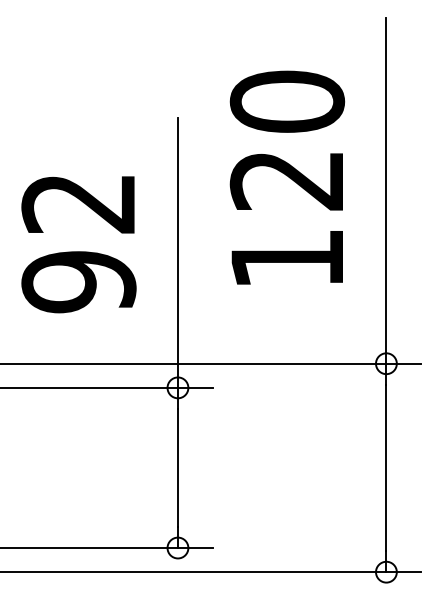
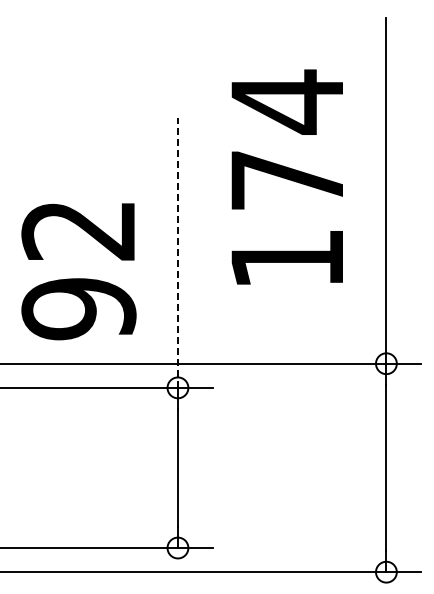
text: 120 -> 174 (287, 139)
text position: (78, 244) -> (78, 271) (78, 271)
line: solid -> dashed (177, 253)
